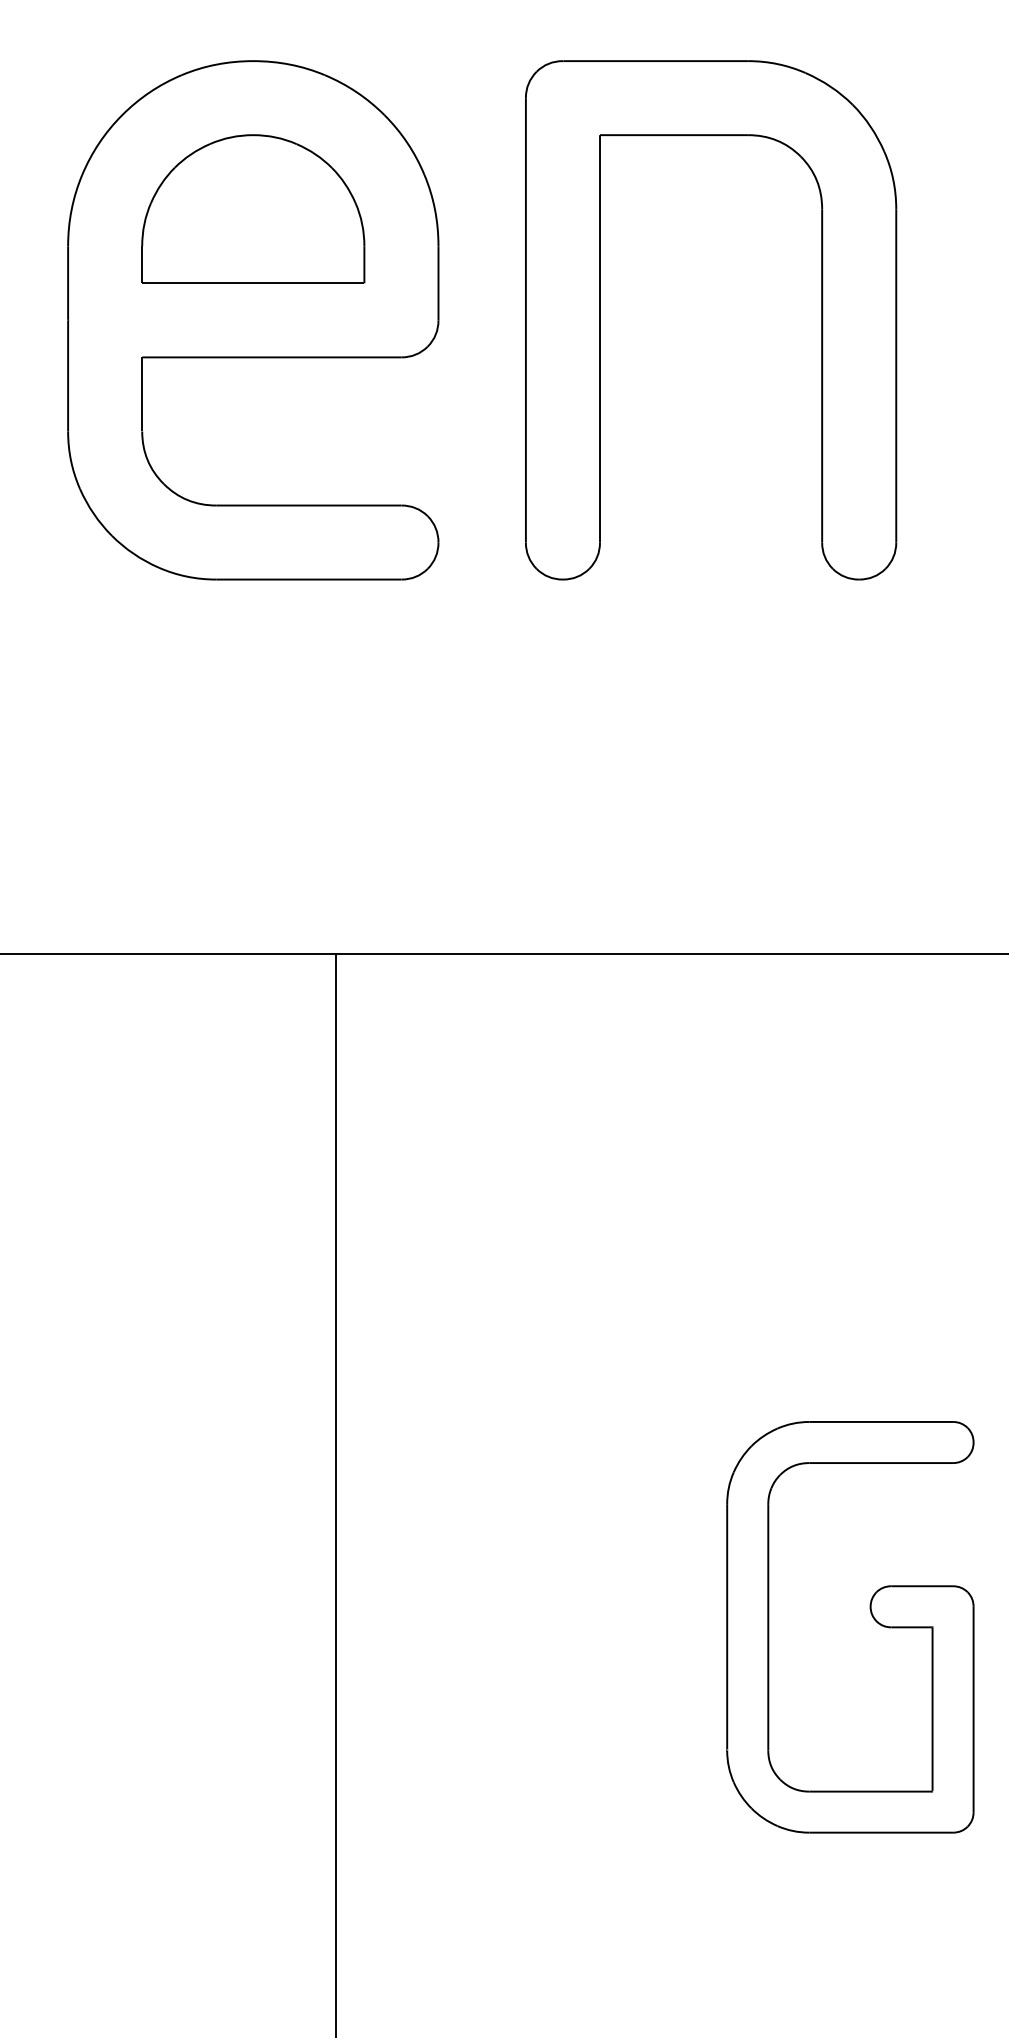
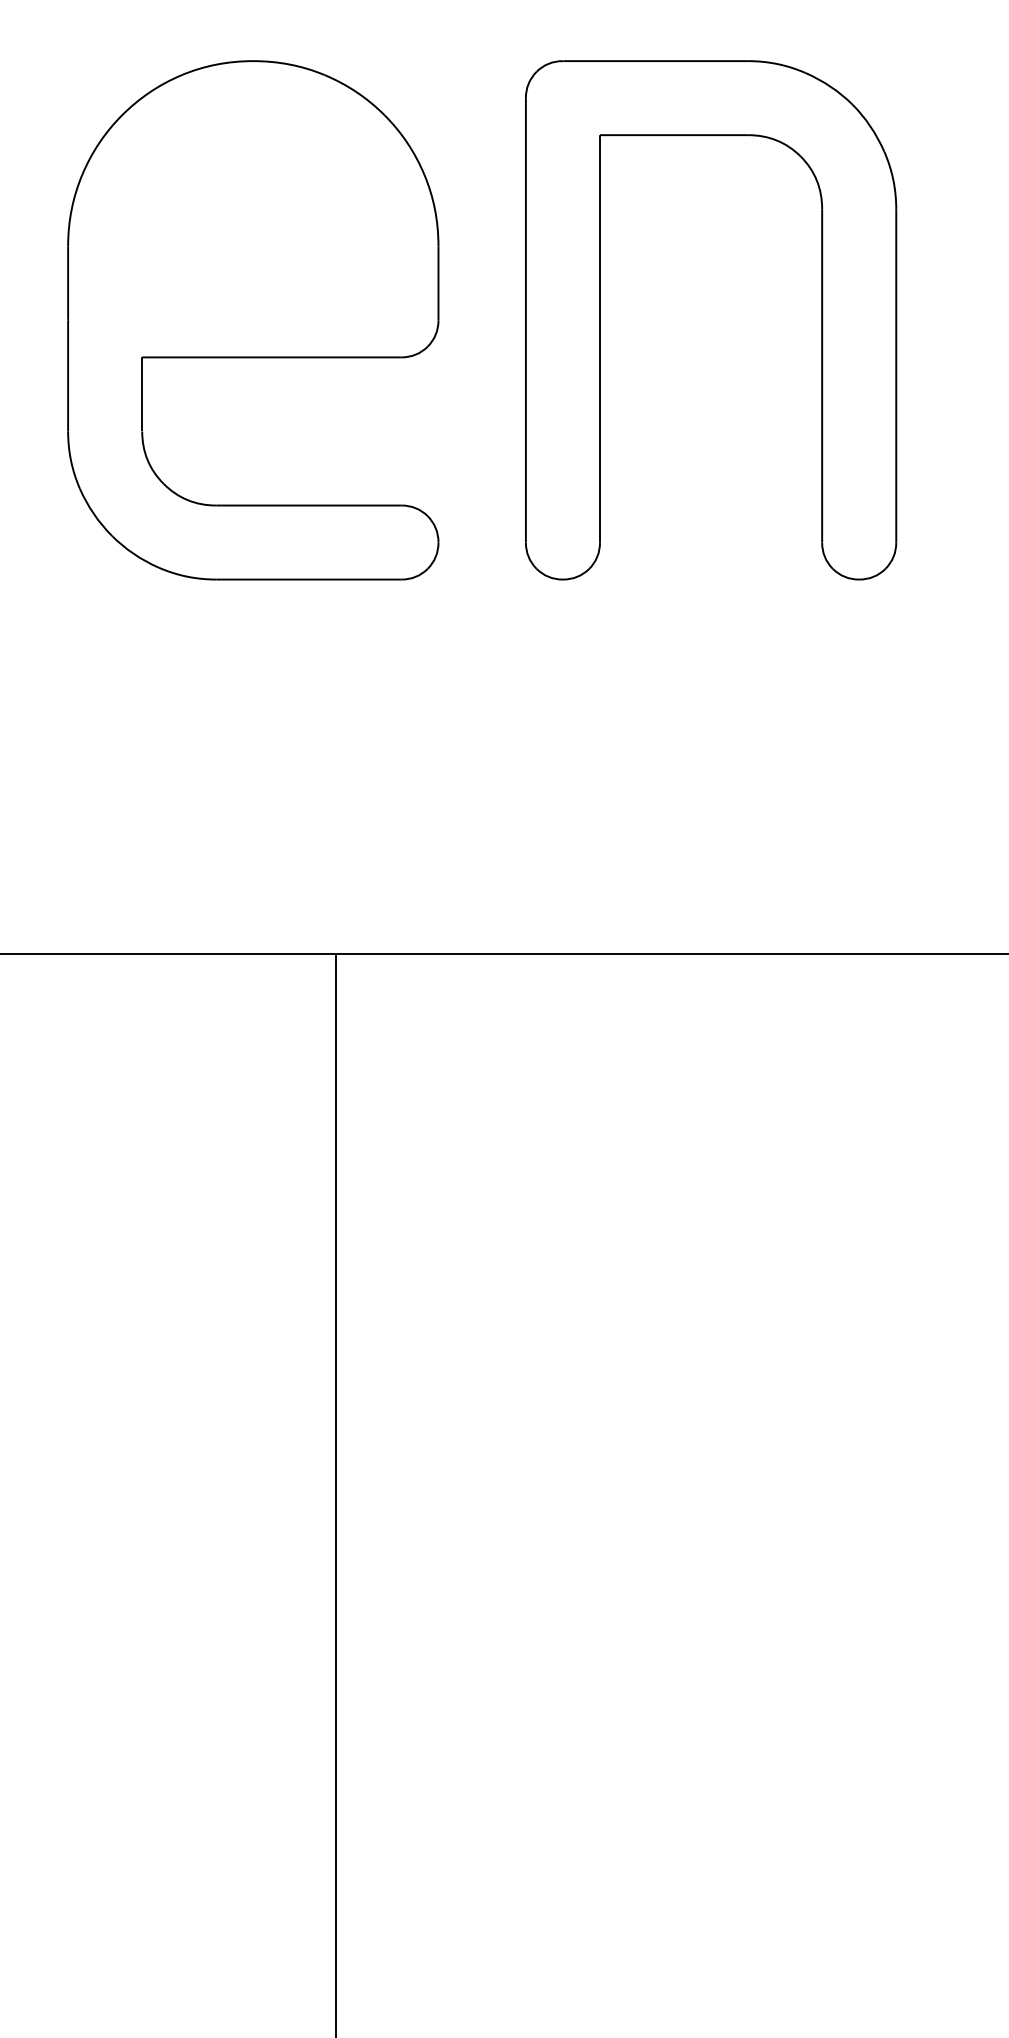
part: present -> none (253, 208)
part: present -> none (872, 1617)
